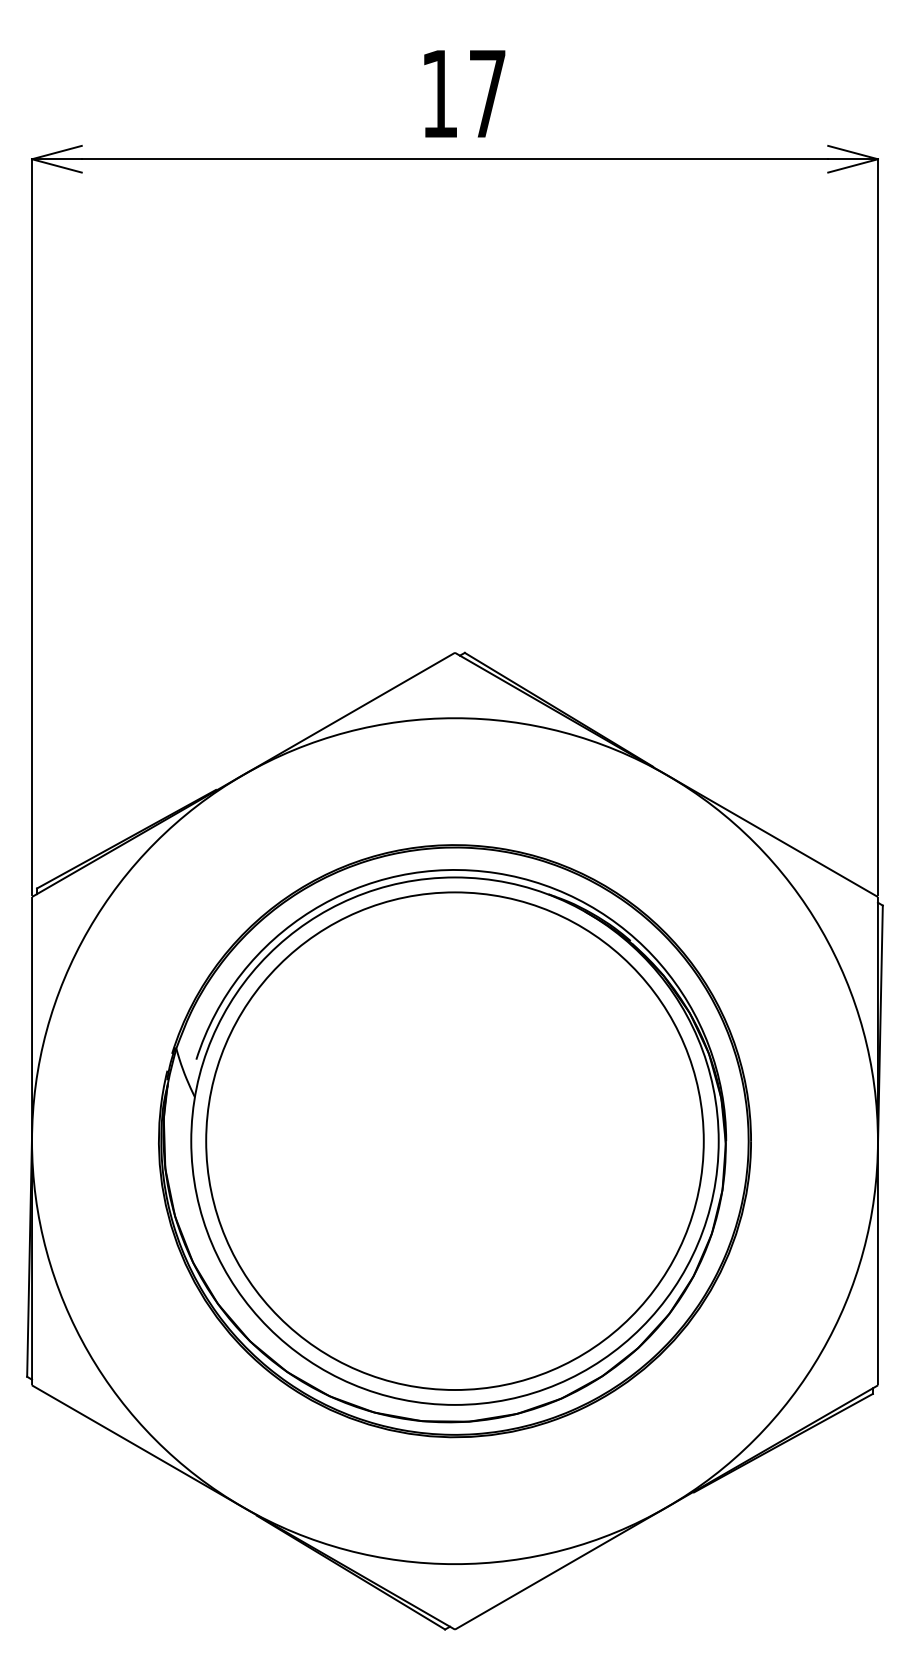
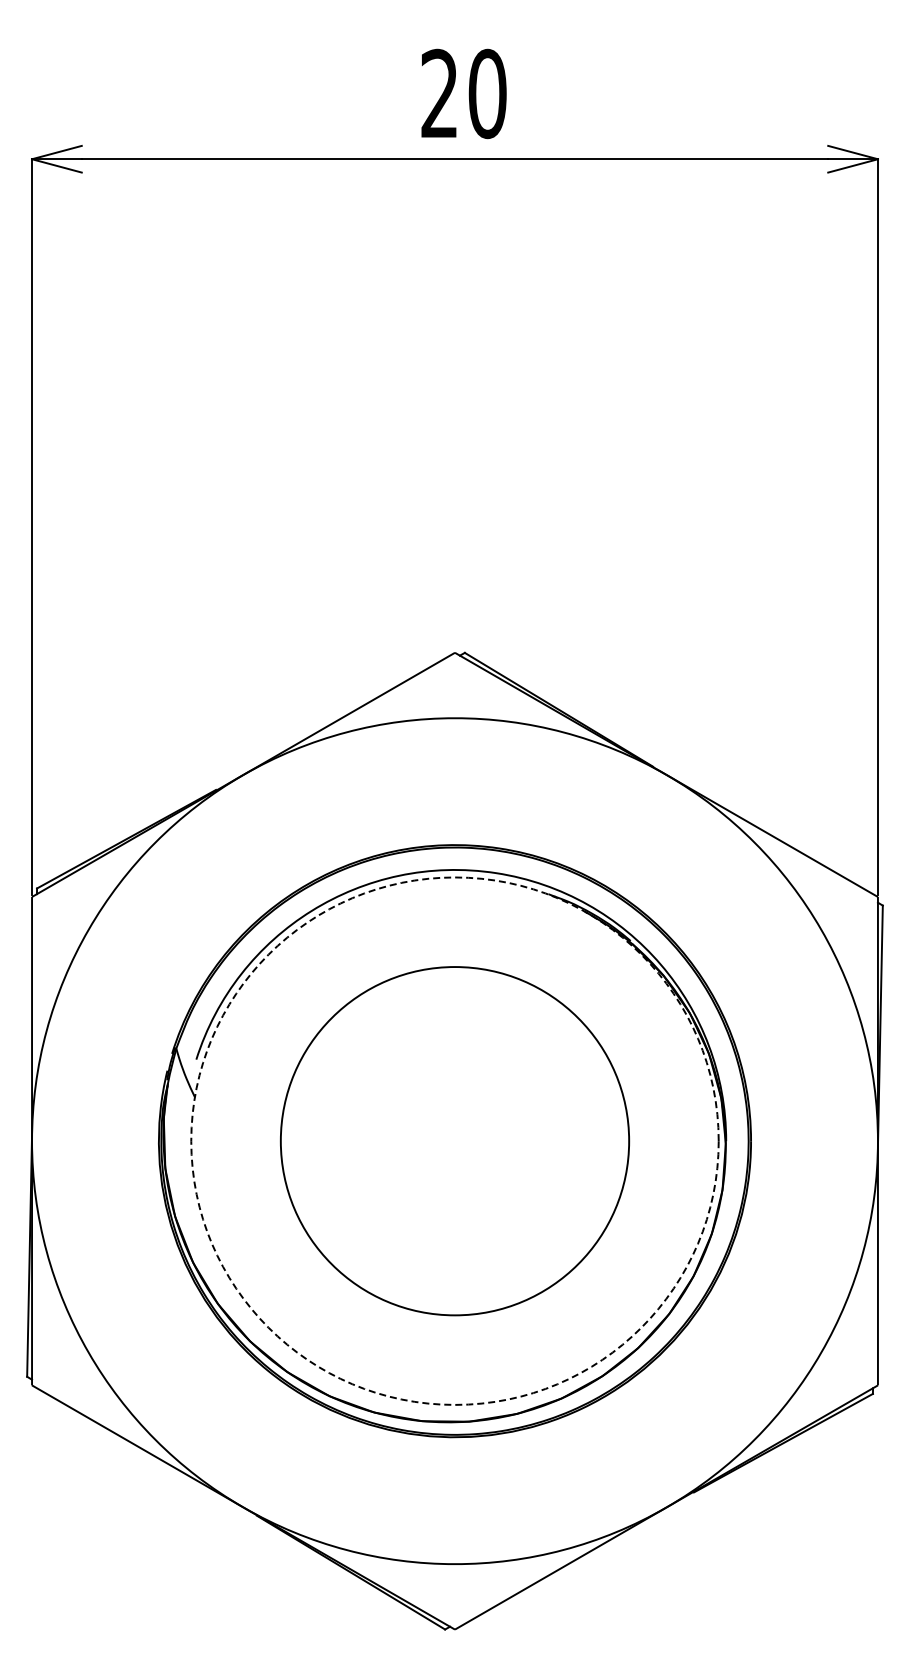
text: 17 -> 20 (463, 93)
circle: solid -> dashed (454, 1140)
circle diameter: 498 px -> 348 px (454, 1141)
